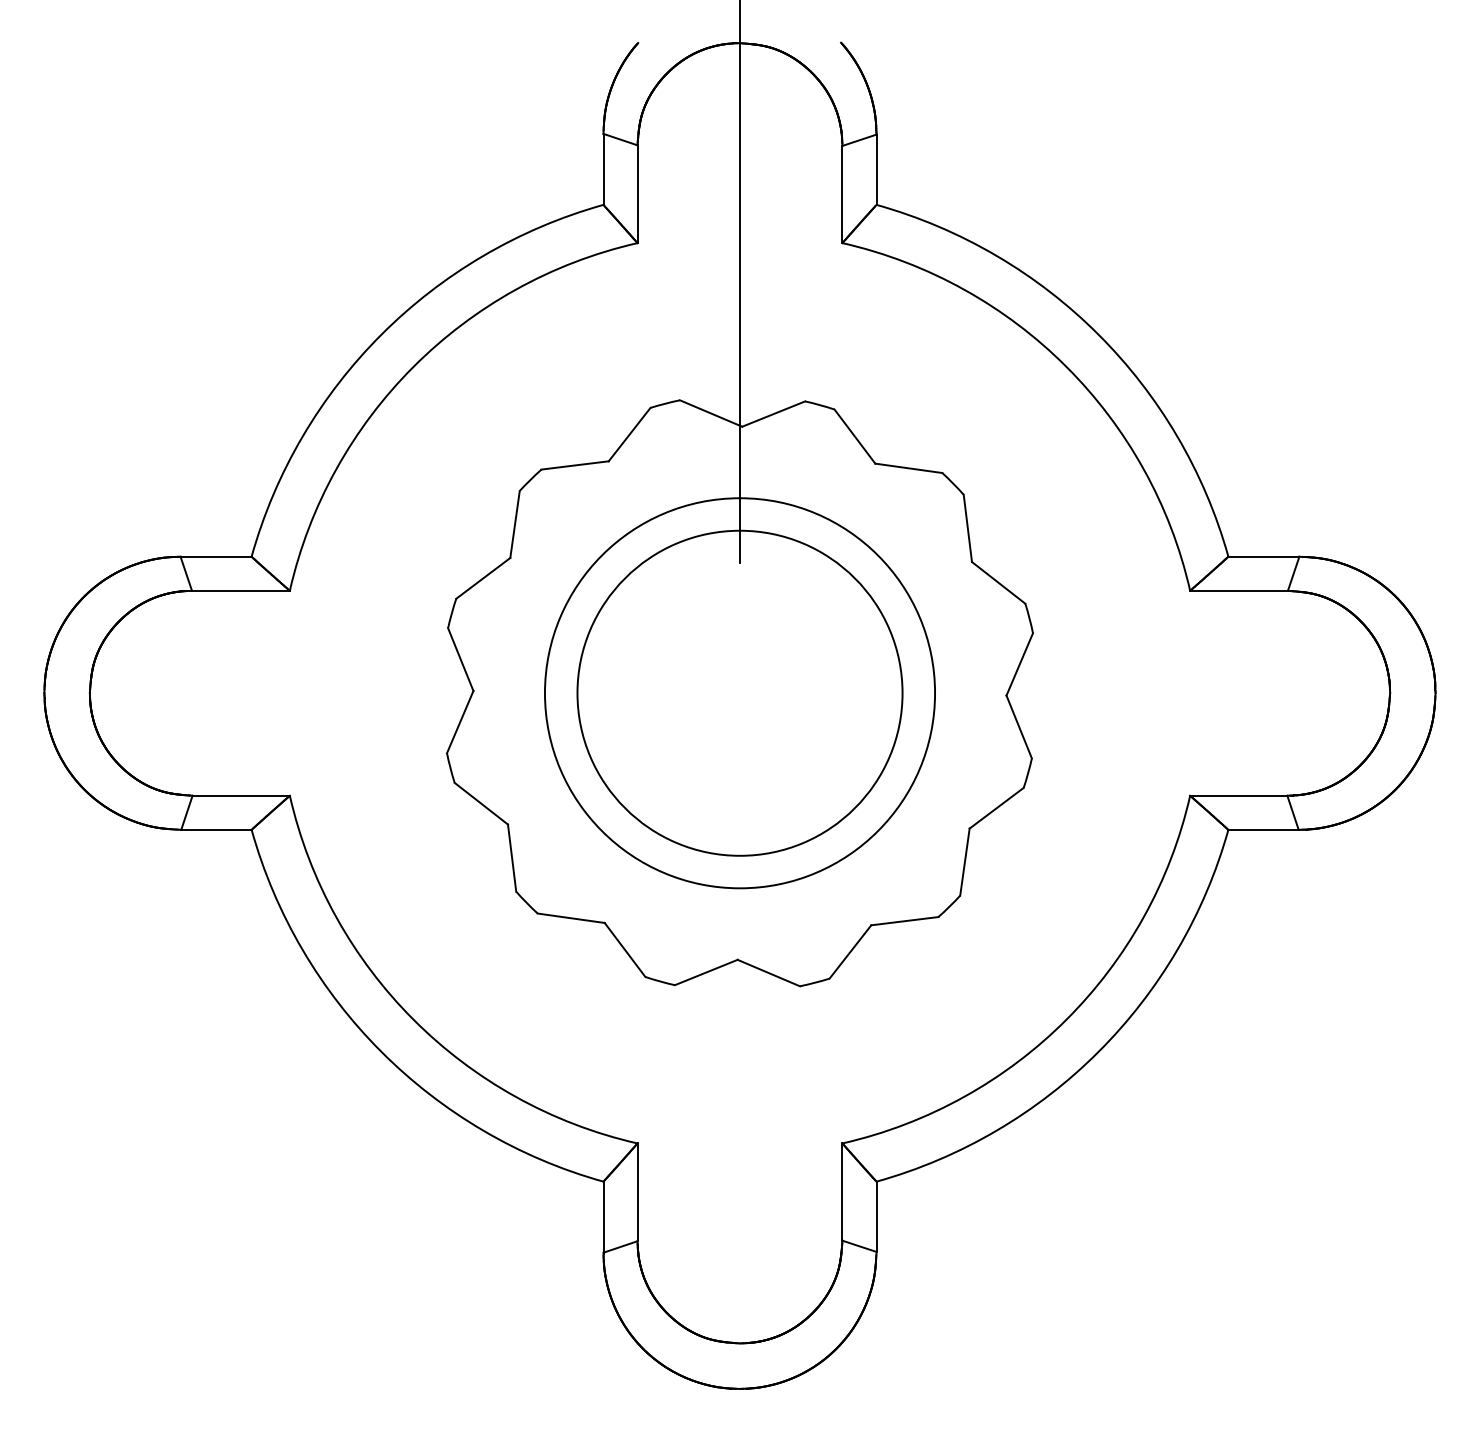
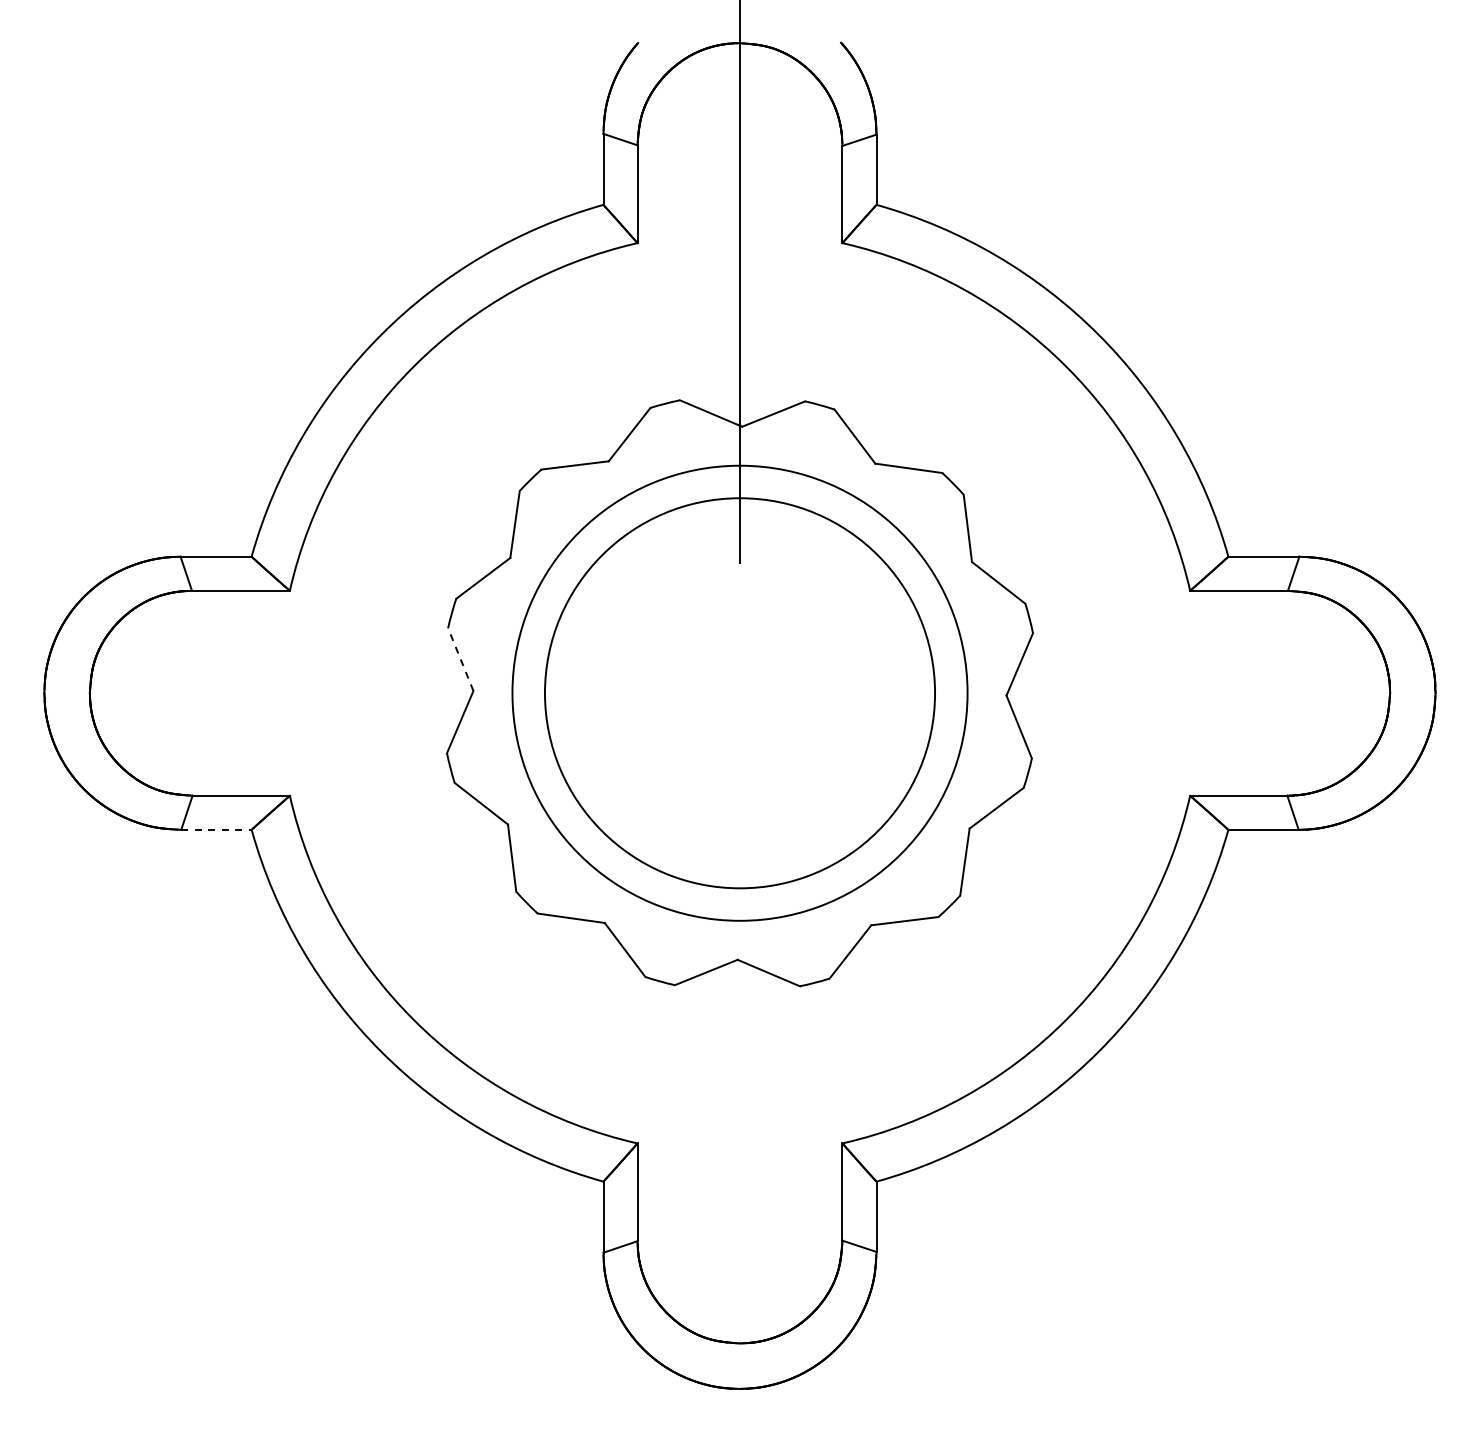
line: solid -> dashed (460, 659)
circle diameter: 325 px -> 455 px (739, 692)
line: solid -> dashed (216, 829)
